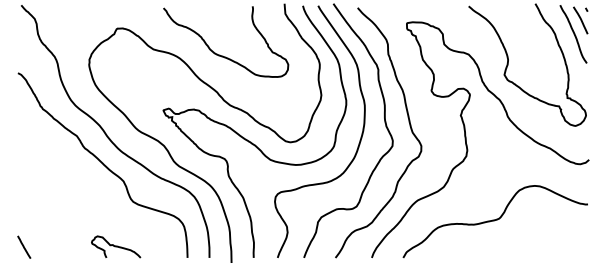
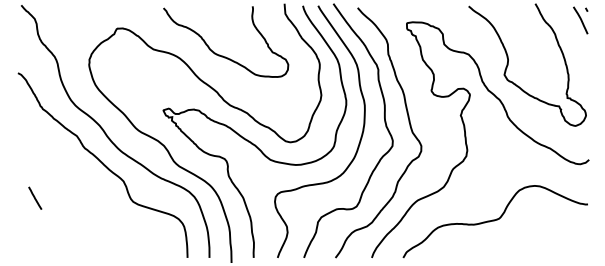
curve: present -> none (573, 34)
line position: (24, 246) -> (35, 197) (35, 197)
curve: present -> none (116, 246)
